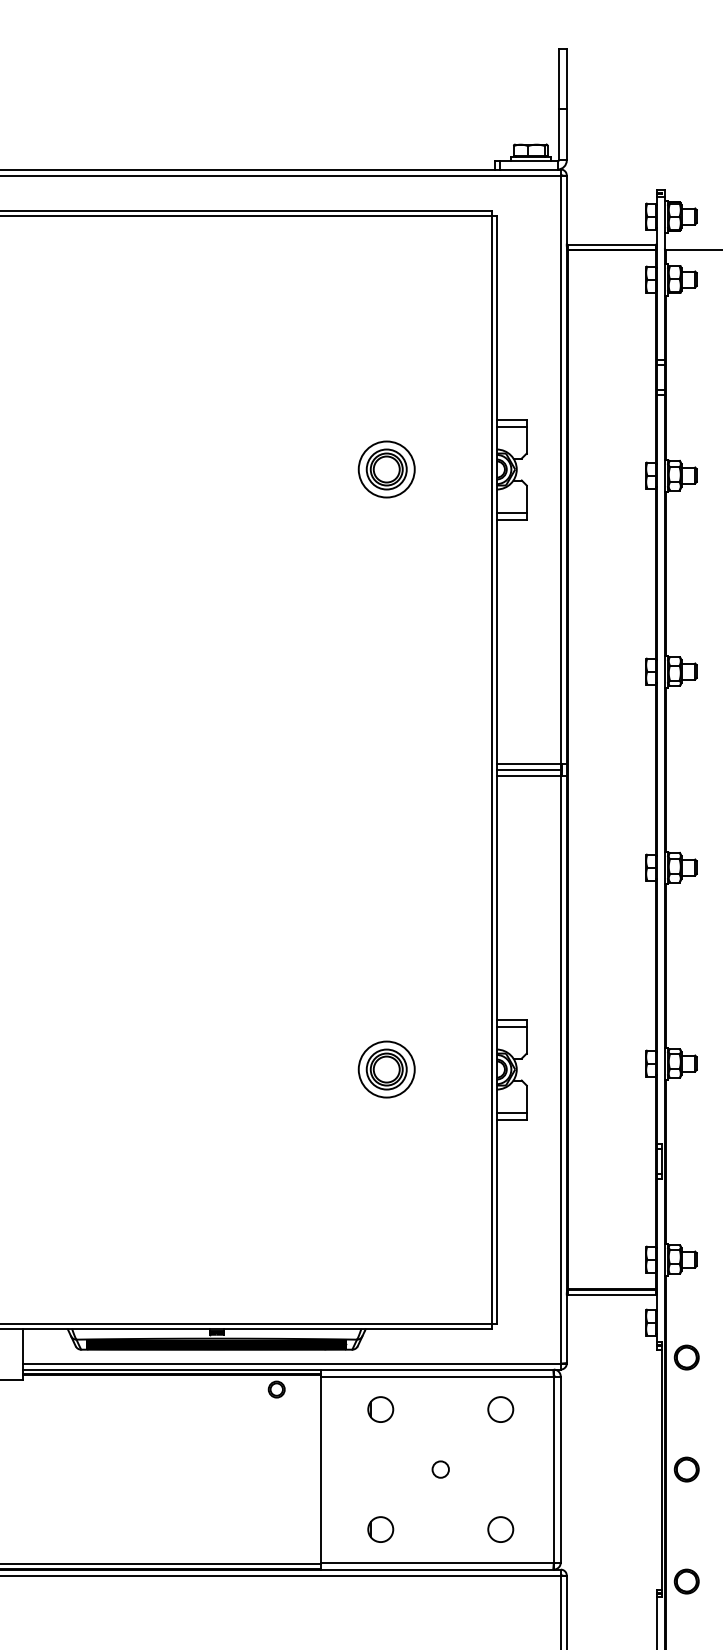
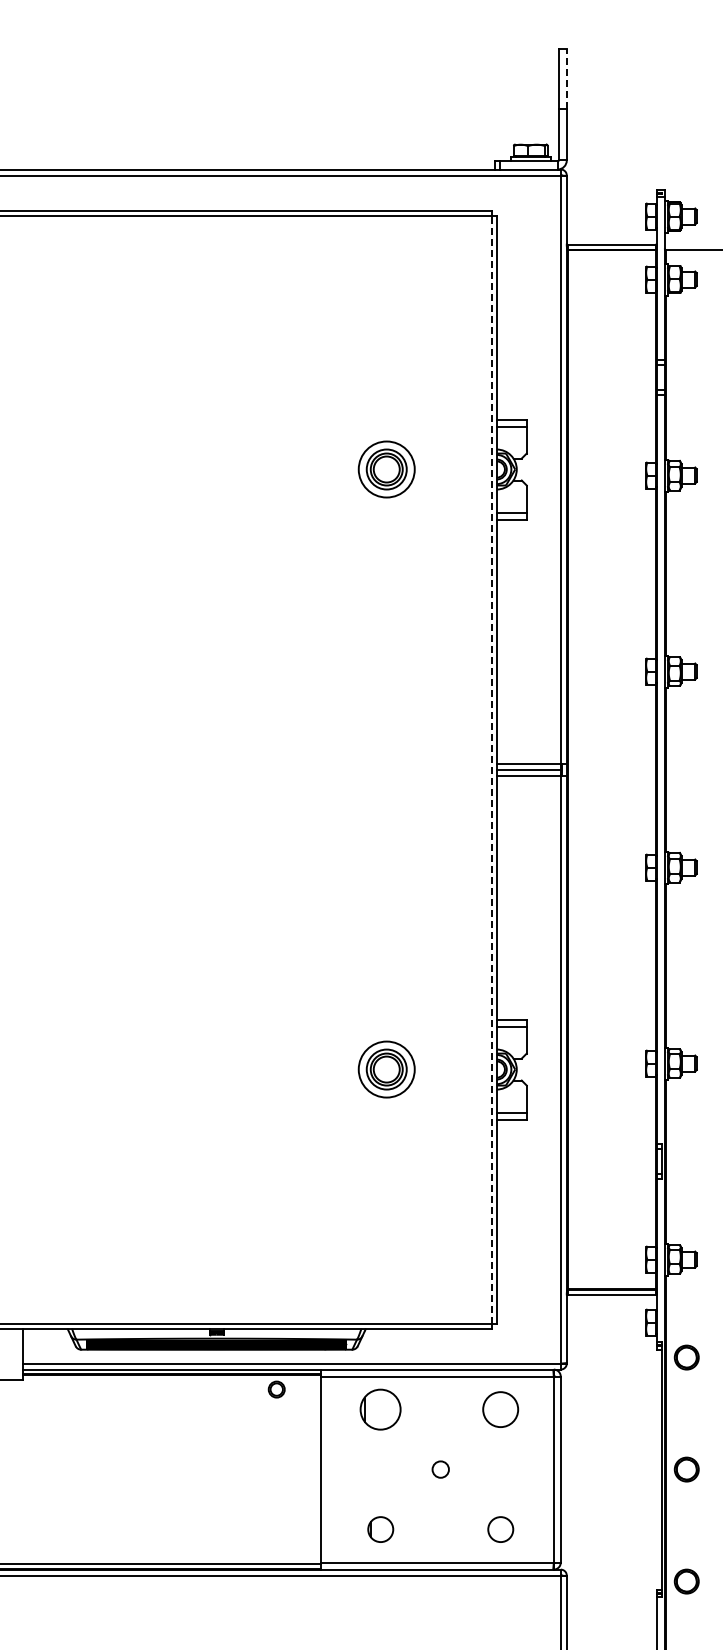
line: solid -> dashed (566, 79)
line: solid -> dashed (491, 769)
part size: 28x27 px -> 43x43 px (380, 1409)
circle size: 28x27 px -> 38x37 px (500, 1409)
